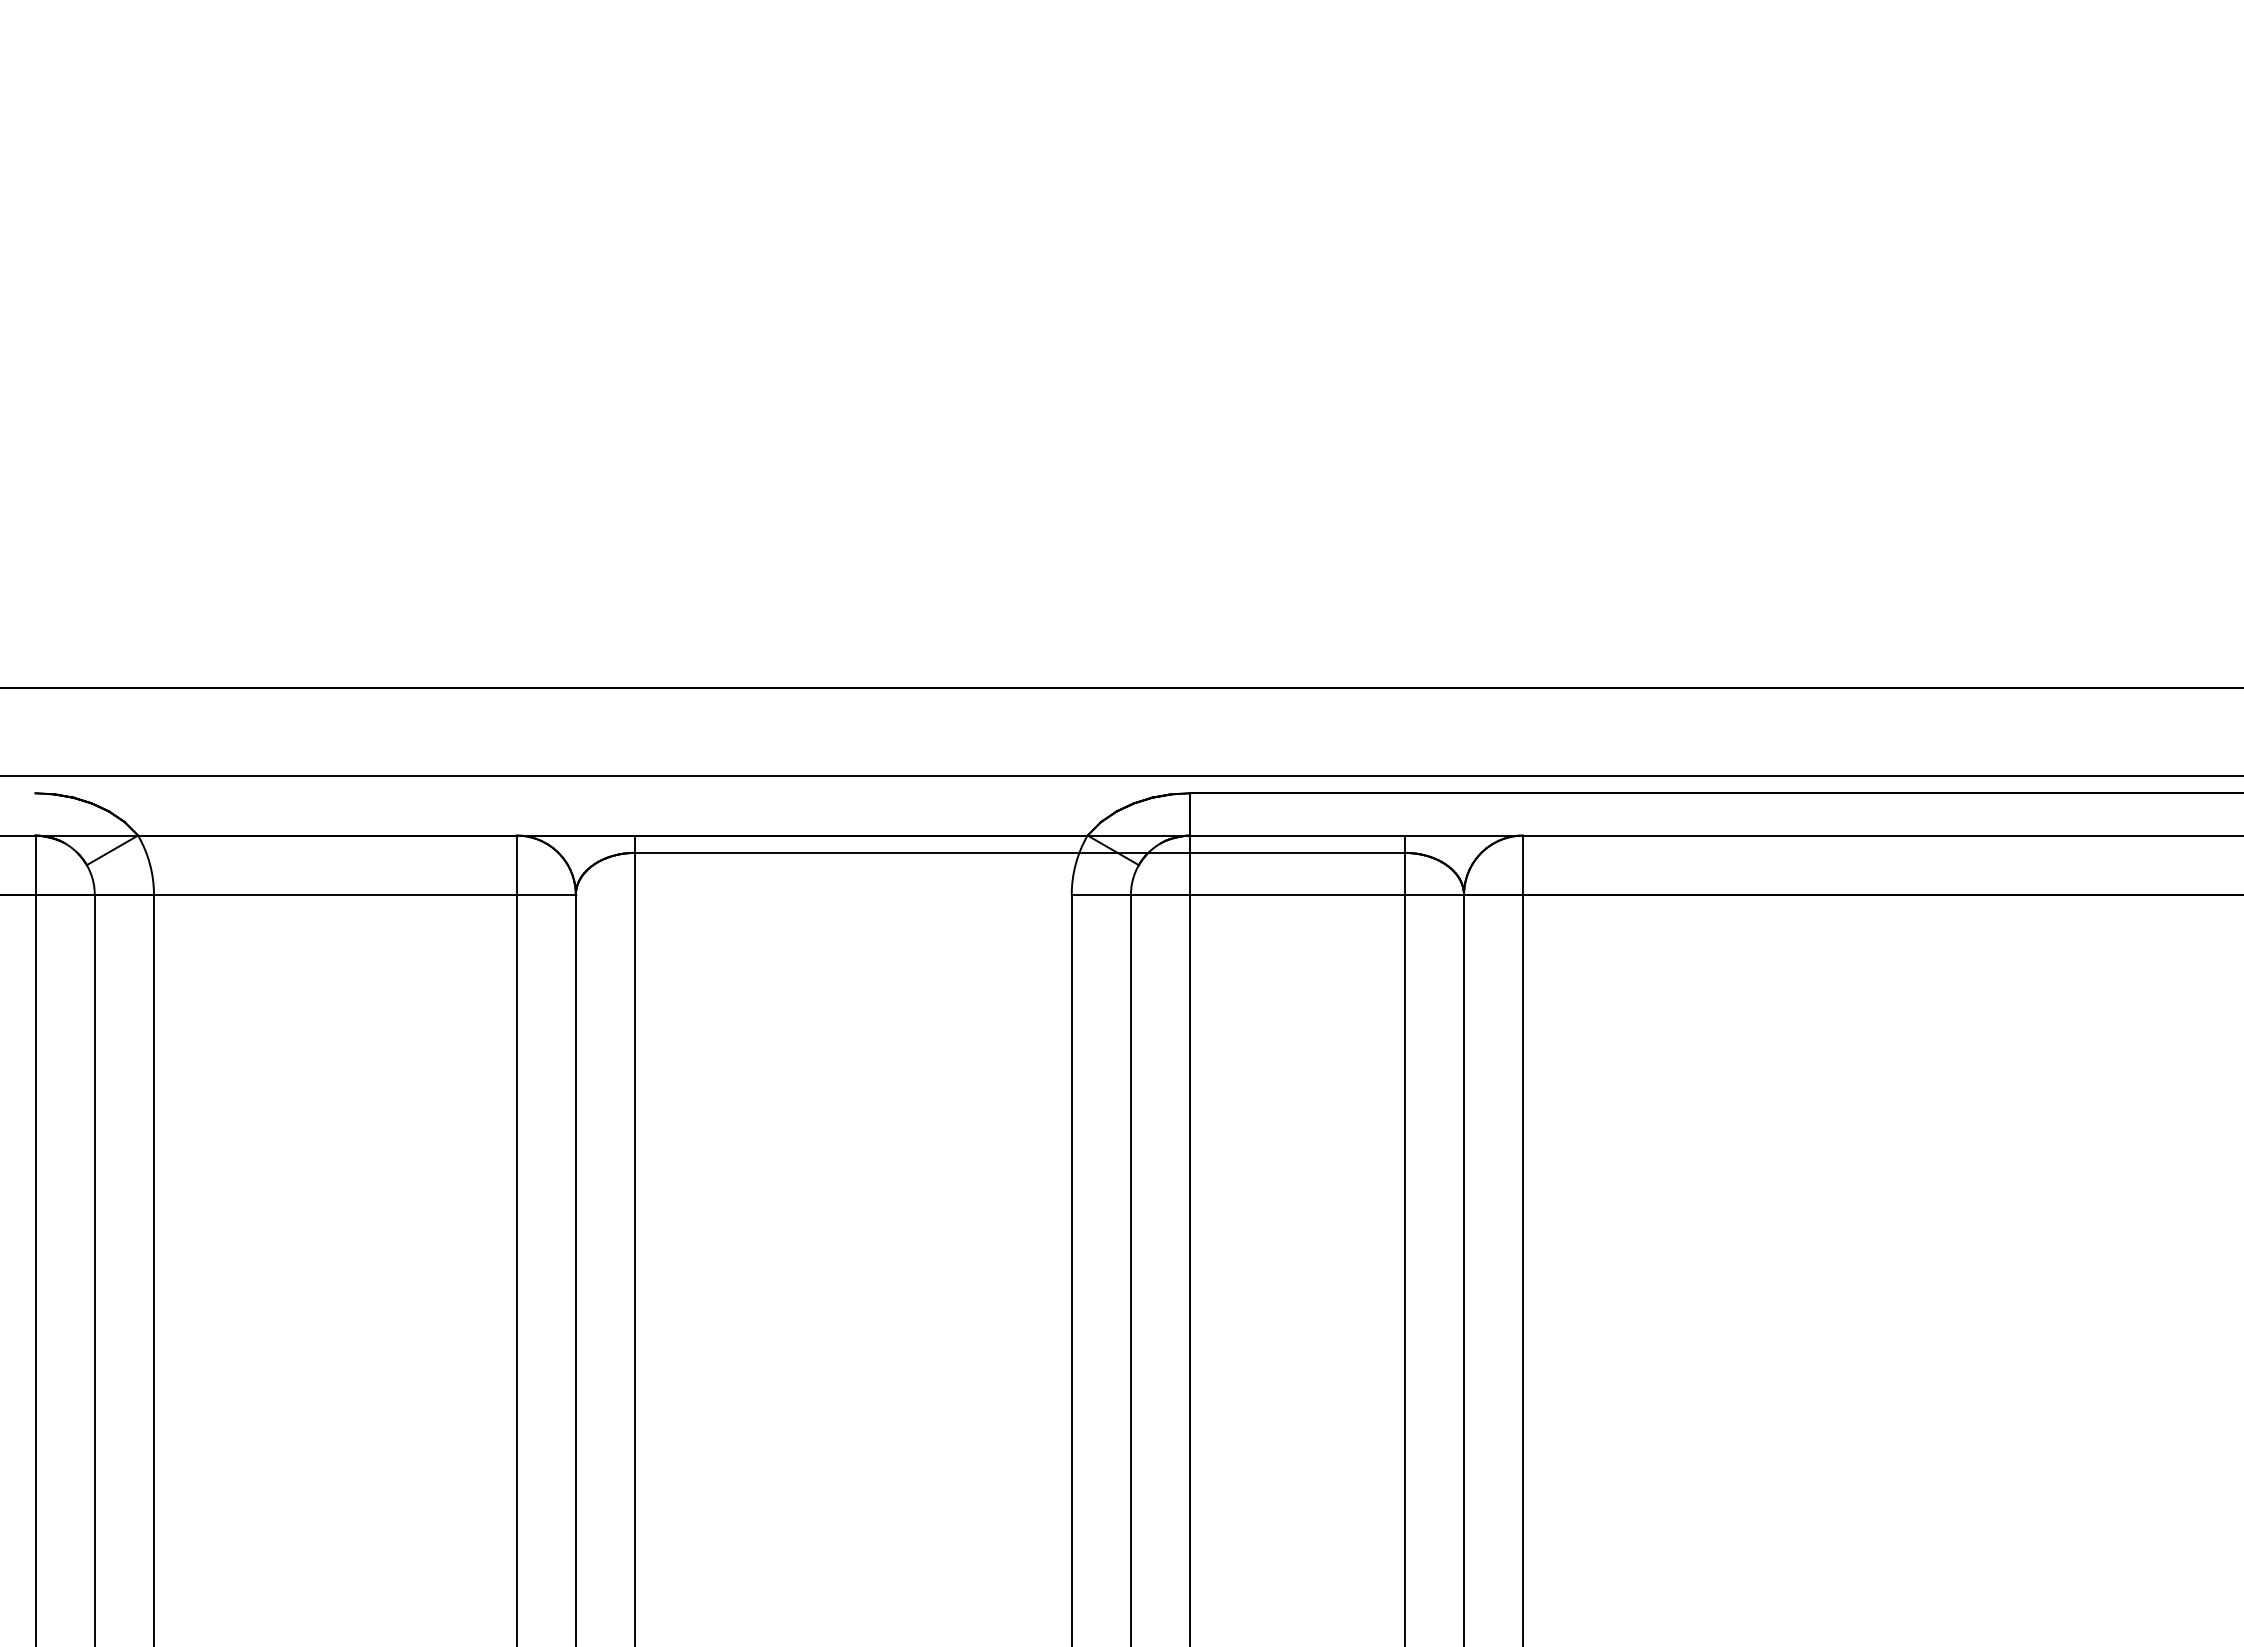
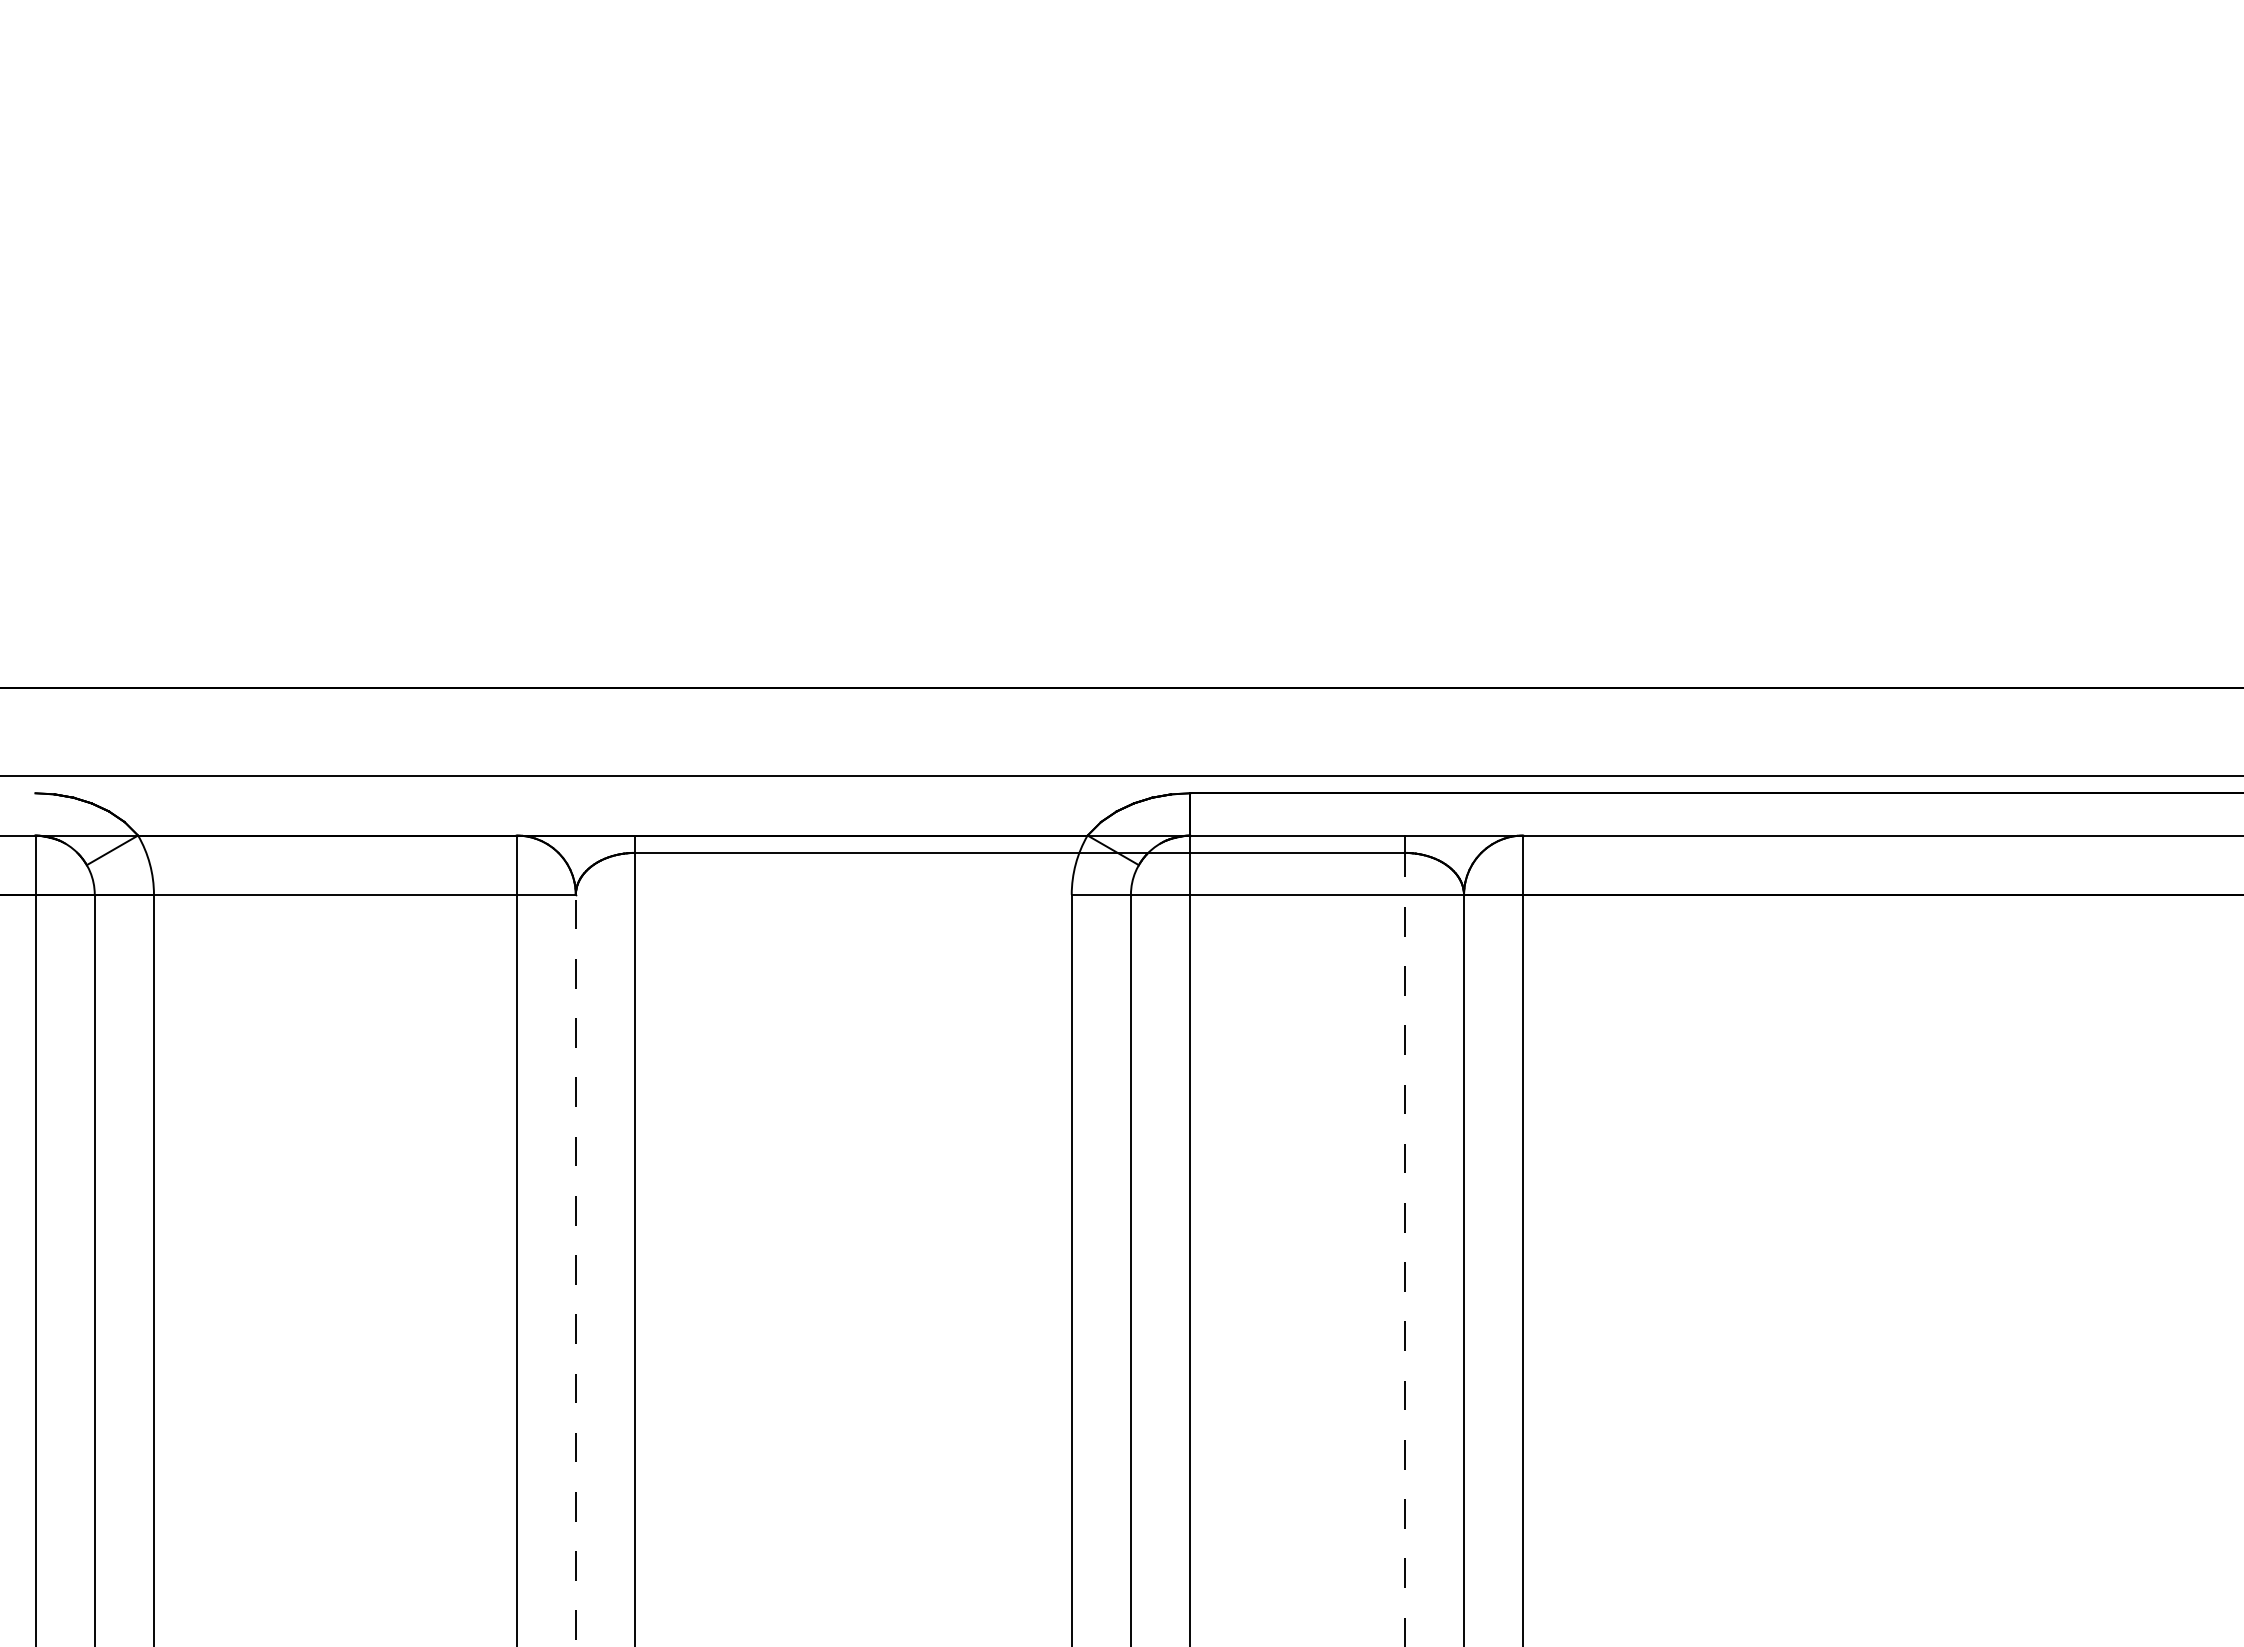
line: solid -> dashed (1404, 1249)
line: solid -> dashed (575, 1270)
